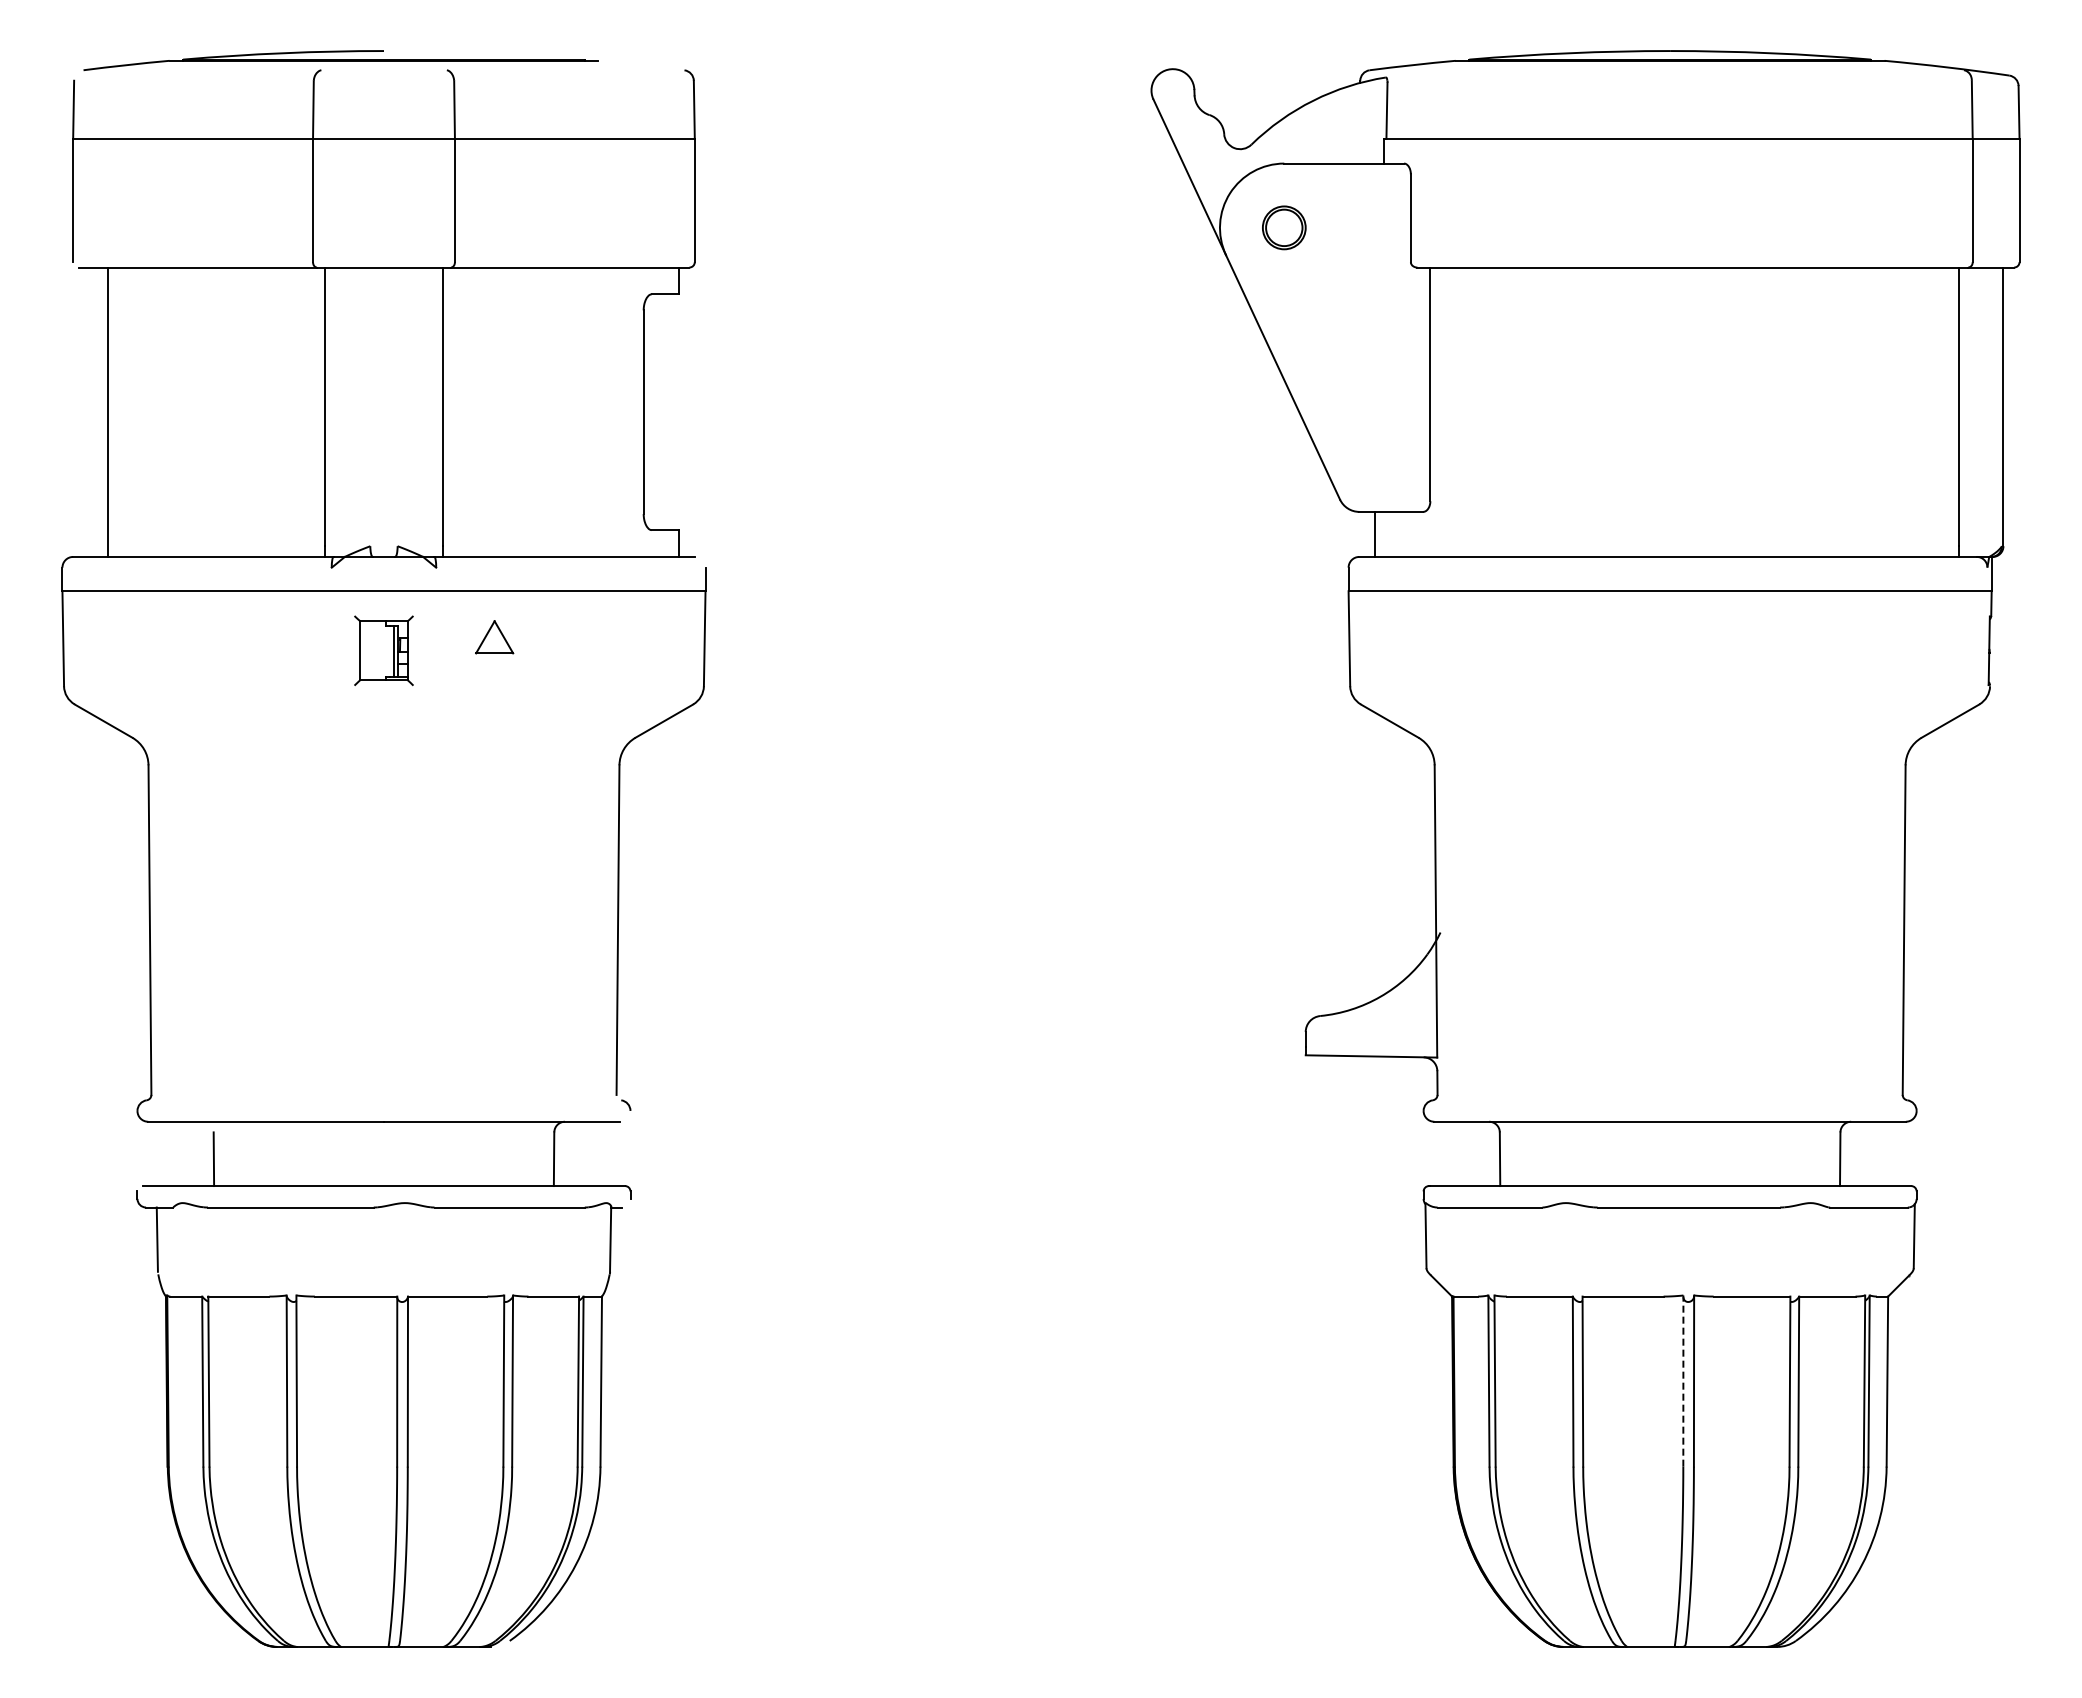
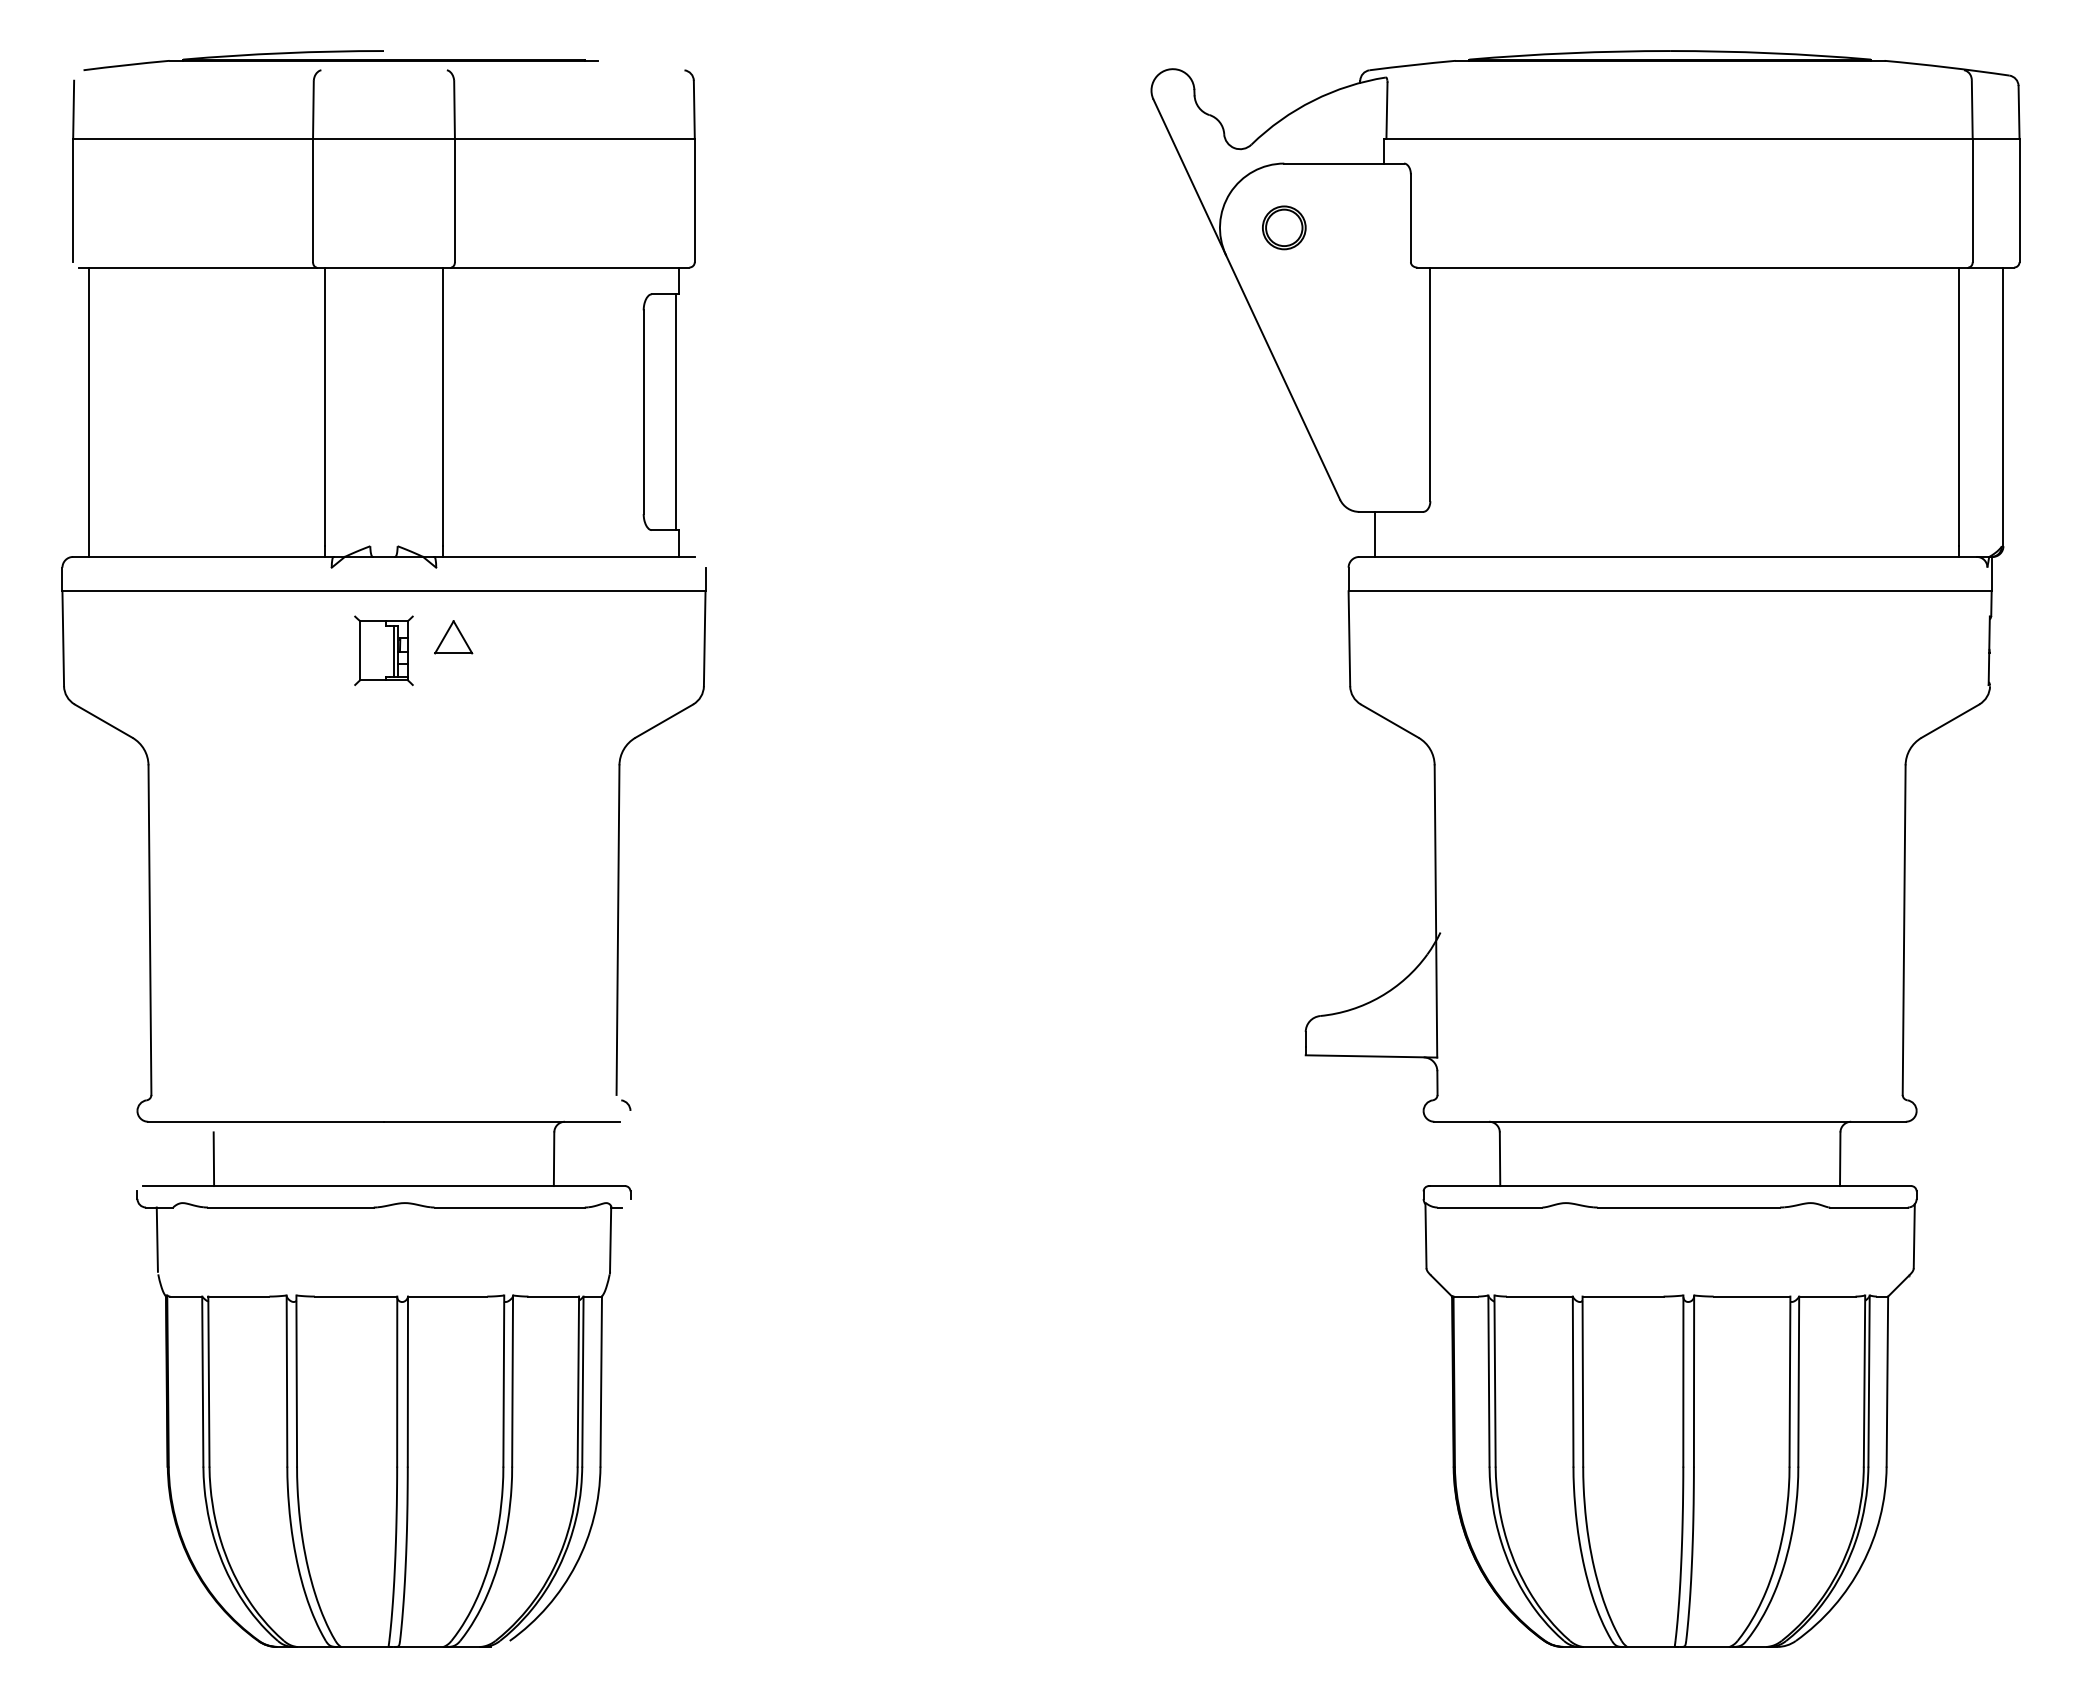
line position: (108, 411) -> (89, 411) (89, 411)
line: none -> present (676, 412)
part position: (494, 637) -> (453, 637) (453, 637)
line: dashed -> solid (1683, 1381)
